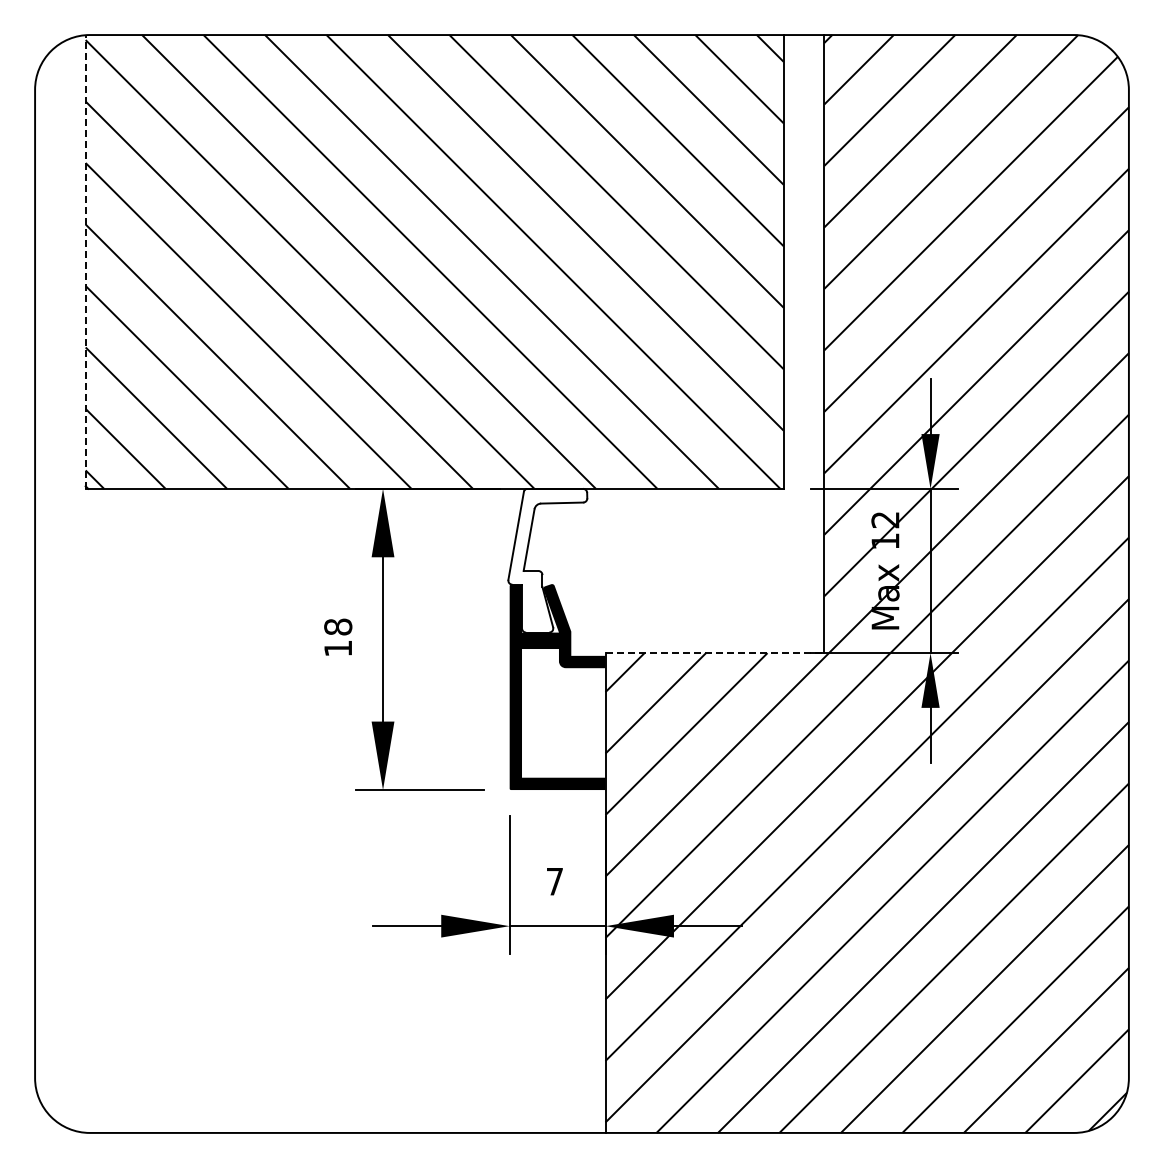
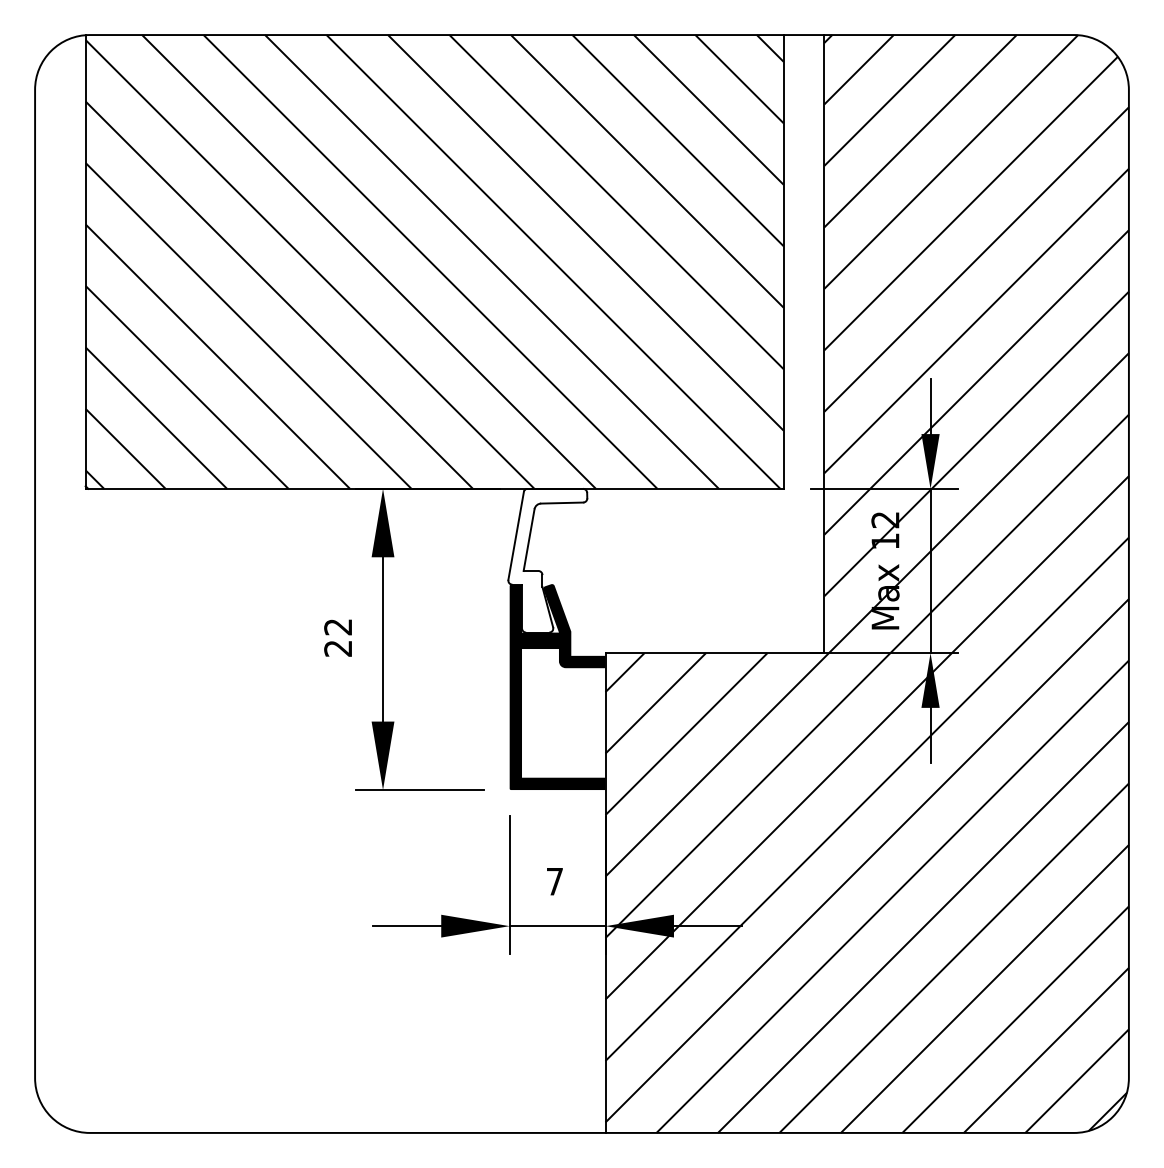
line: dashed -> solid (85, 262)
text: 18 -> 22 (338, 637)
line: dashed -> solid (715, 653)
